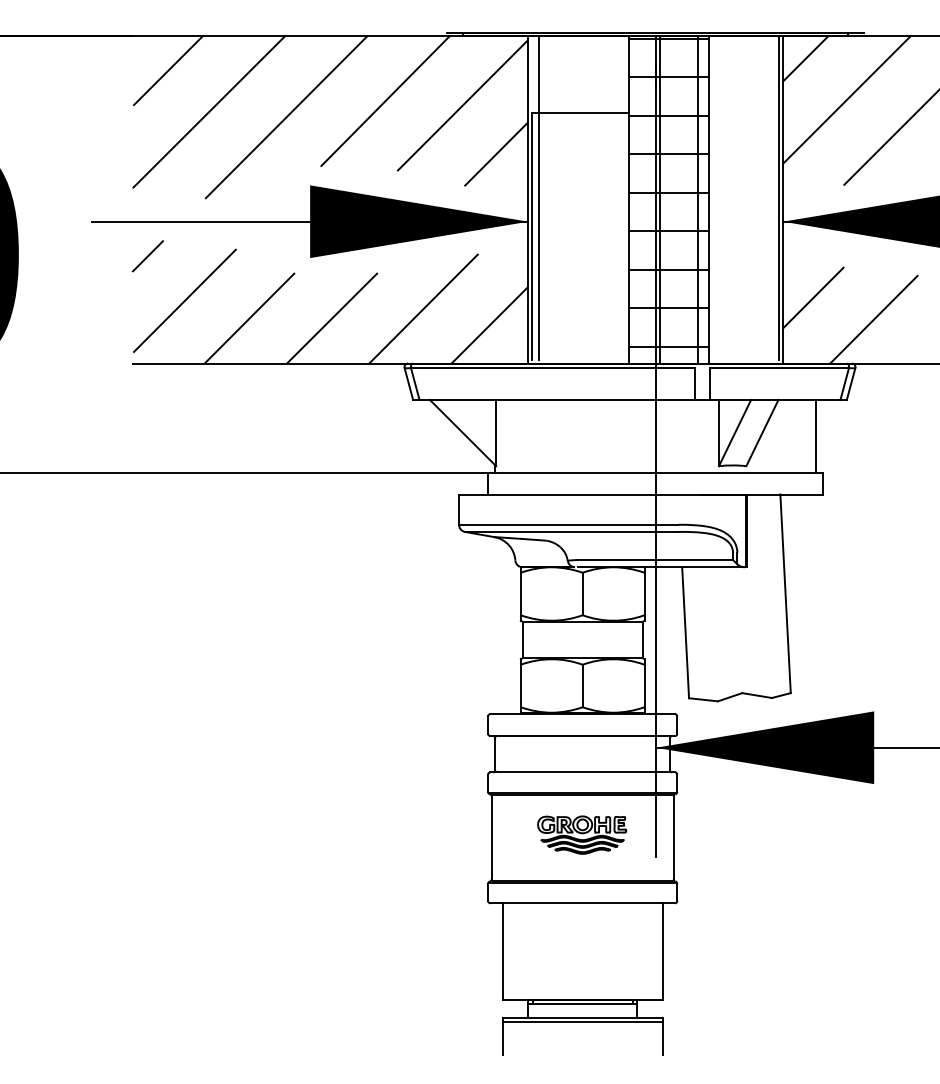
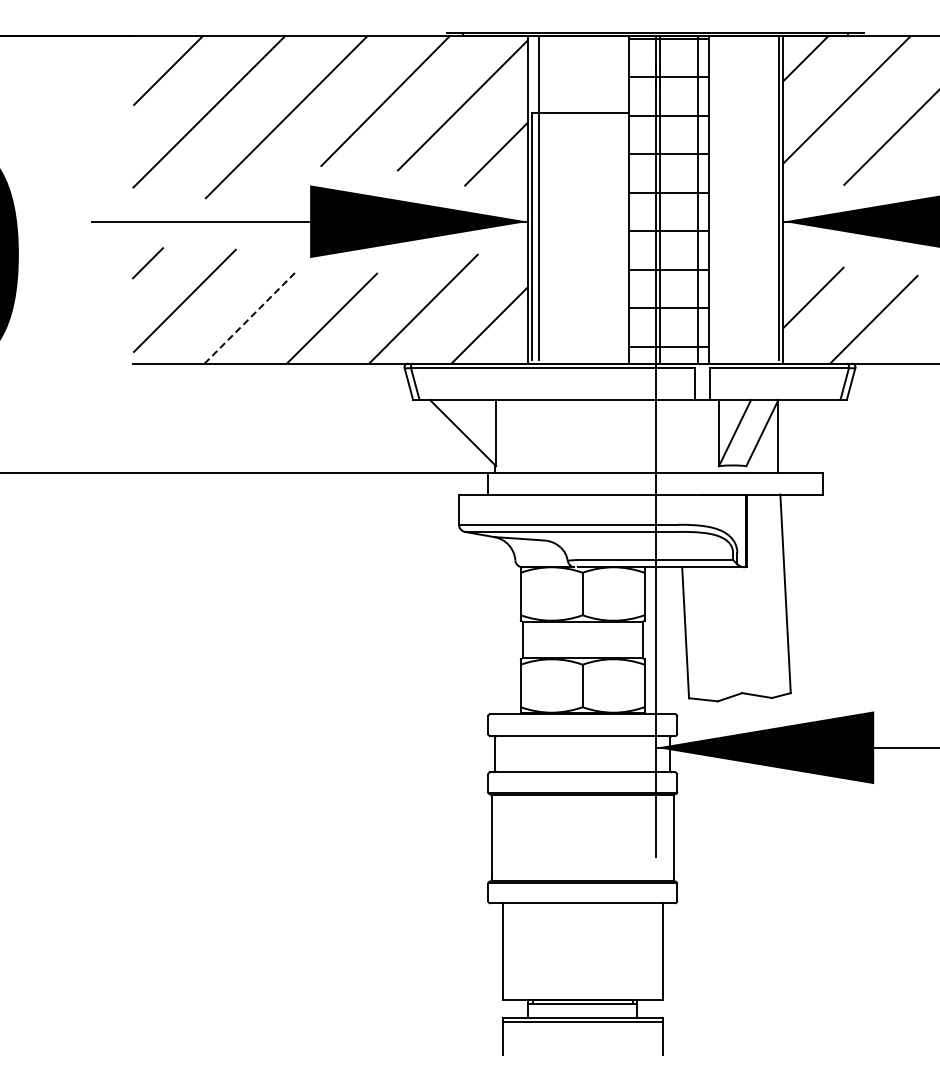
line position: (147, 256) -> (147, 263) (147, 263)
line: solid -> dashed (249, 318)
line position: (815, 435) -> (777, 435) (777, 435)
part: present -> none (581, 834)
